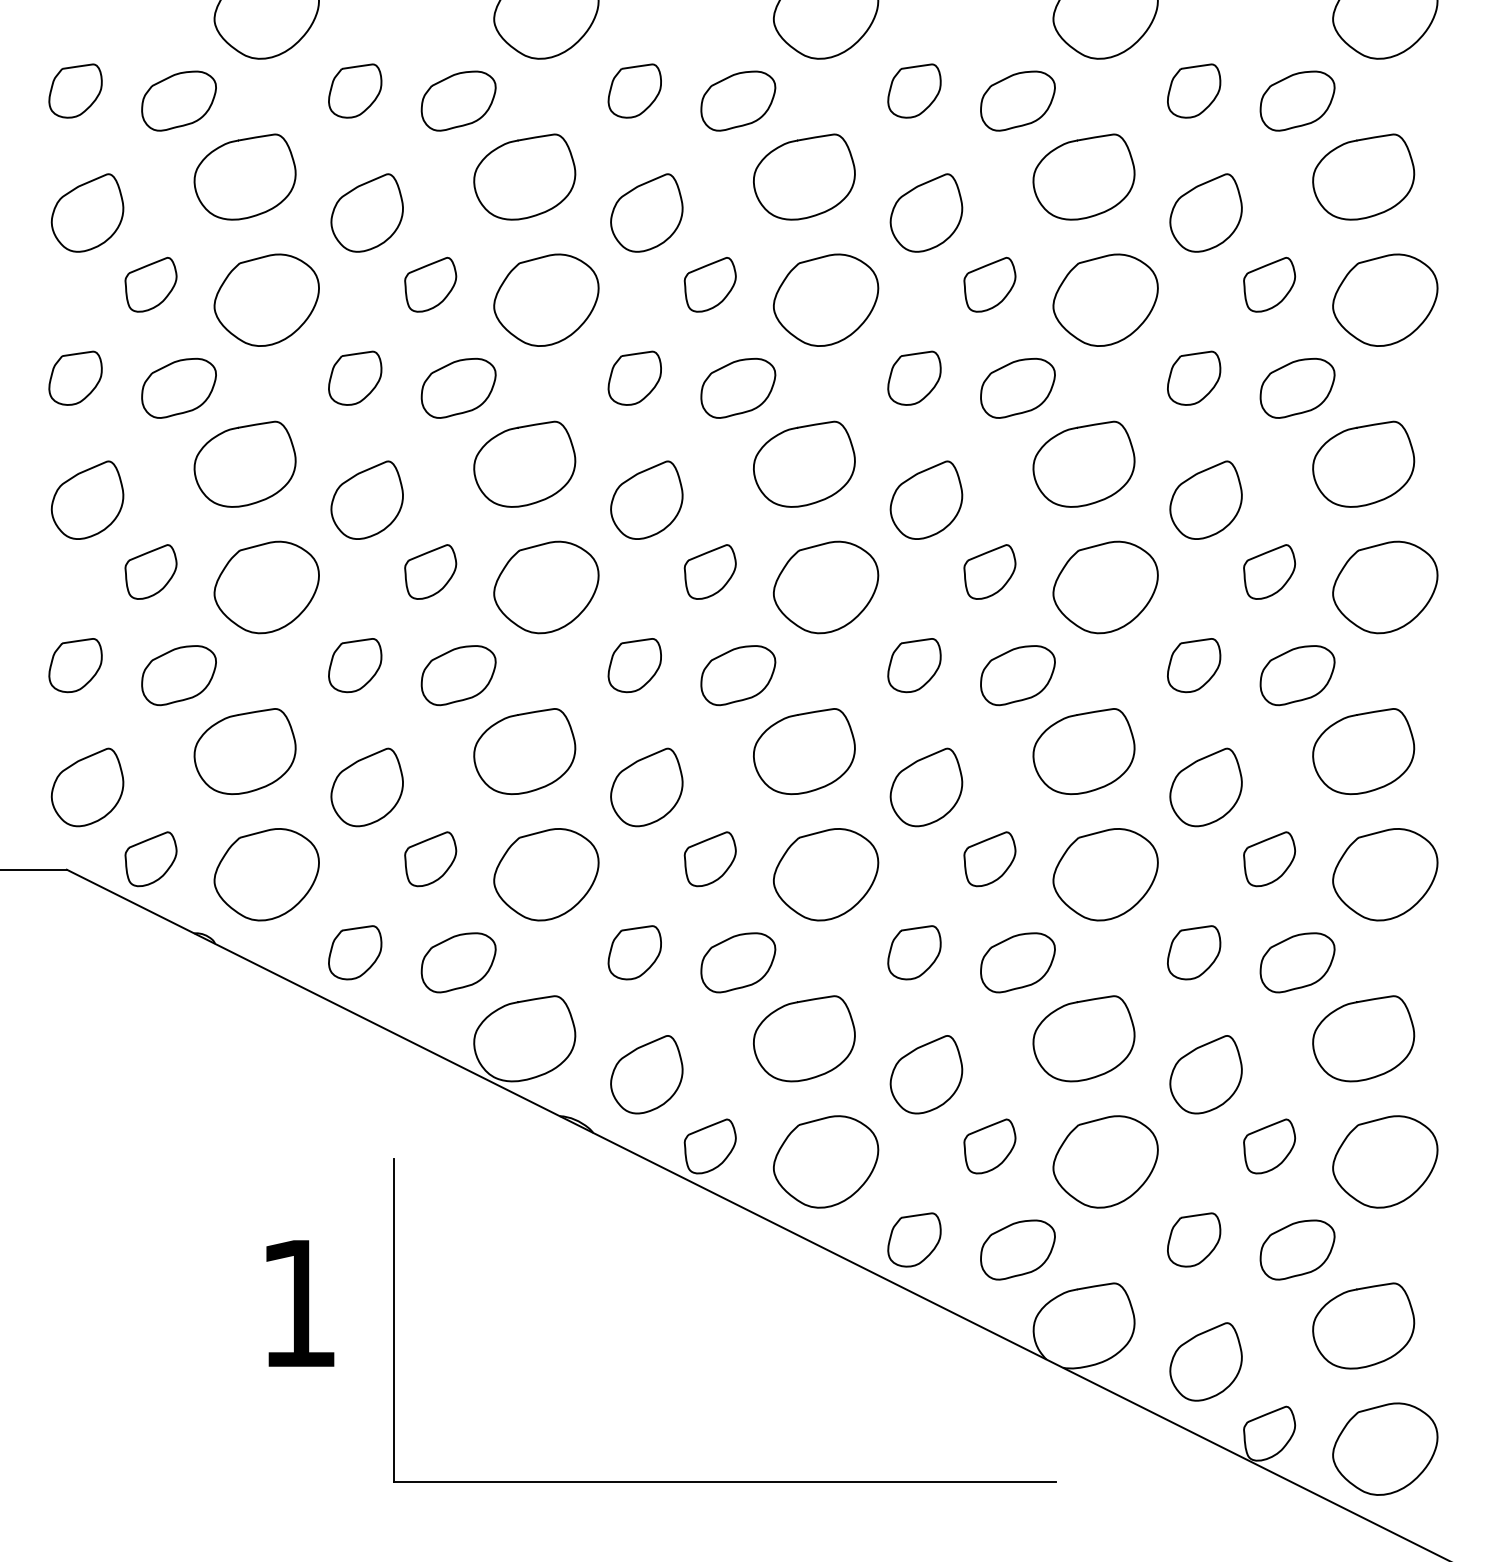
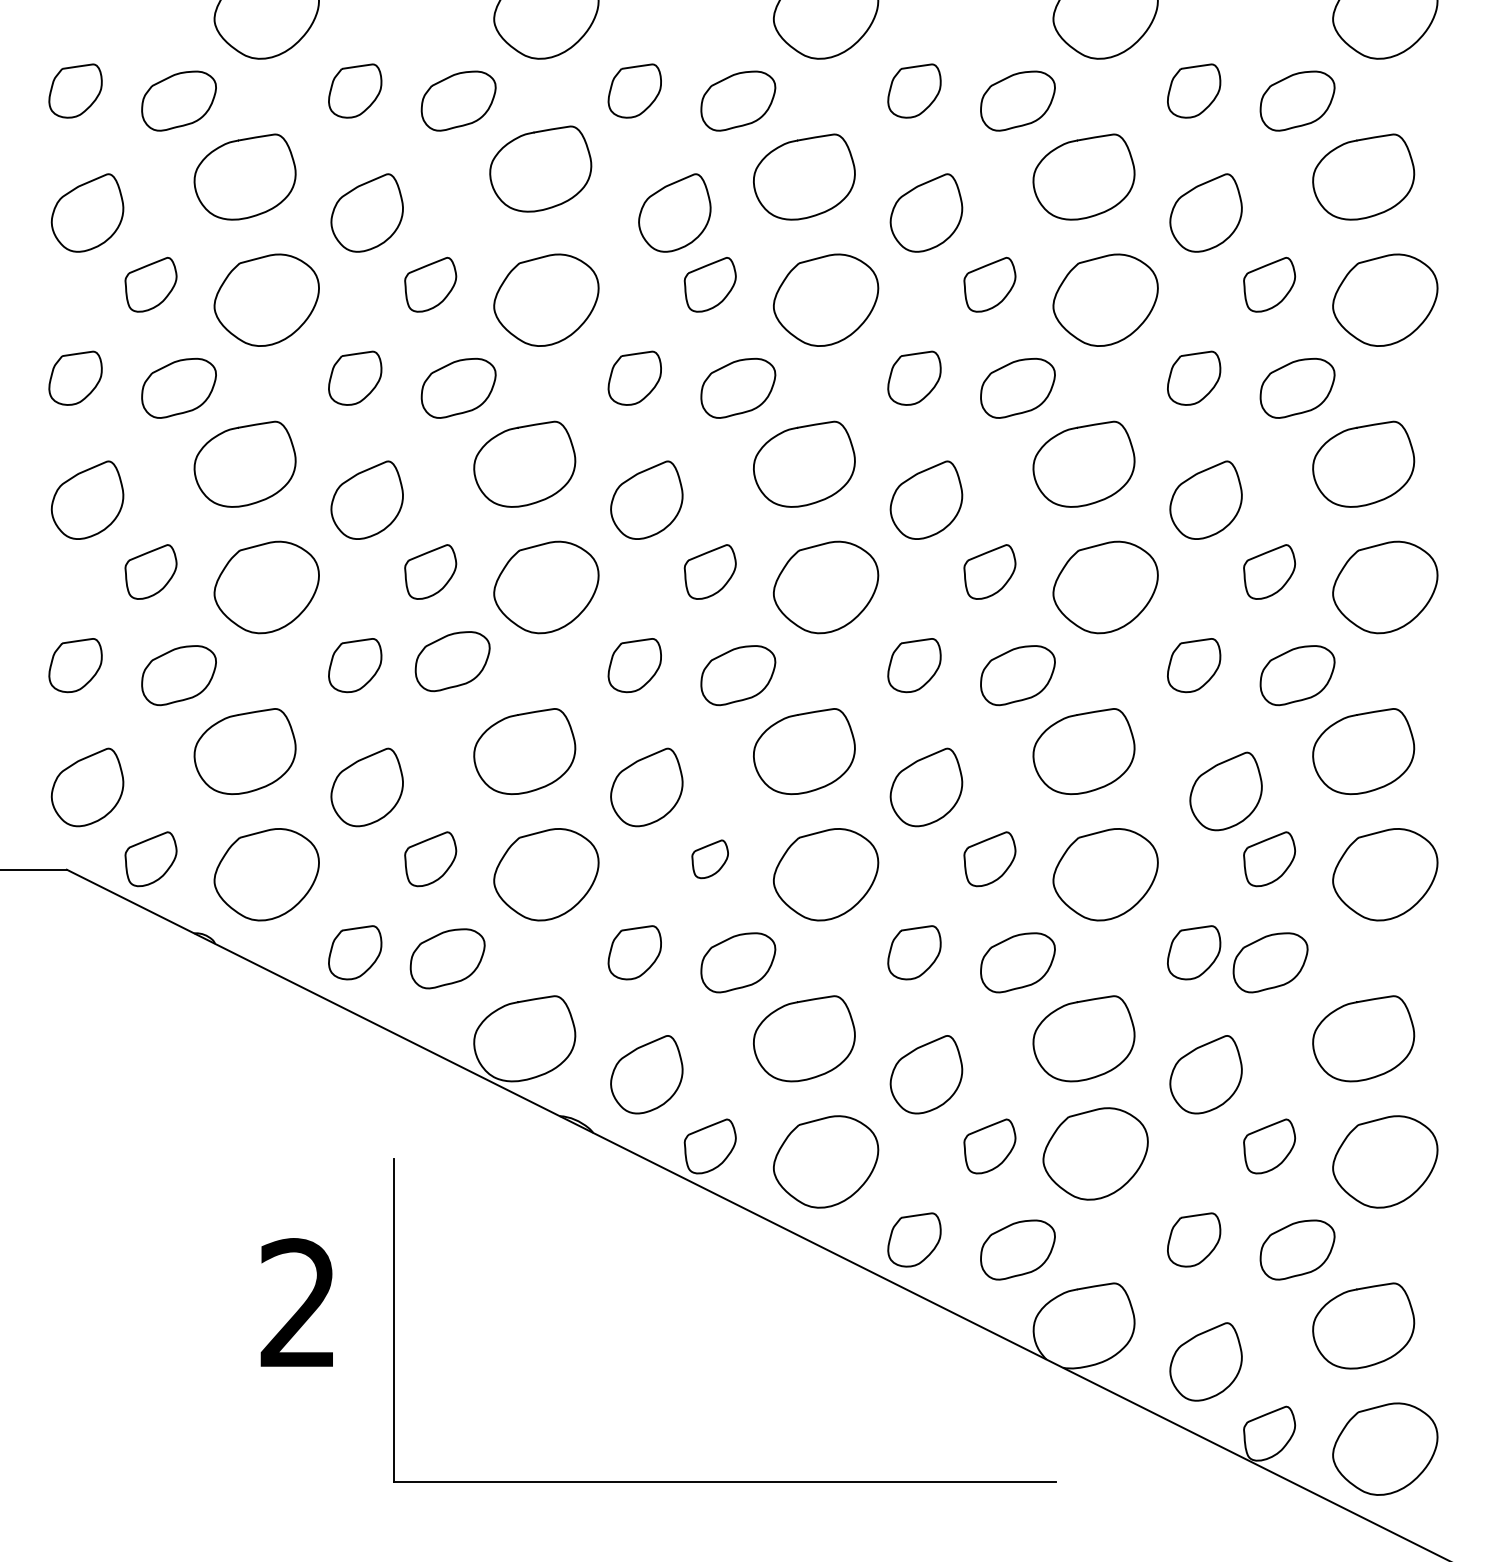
curve position: (519, 141) -> (535, 133) (535, 133)
part position: (646, 212) -> (674, 212) (674, 212)
part position: (458, 675) -> (452, 661) (452, 661)
part position: (1205, 787) -> (1225, 791) (1225, 791)
part size: 54x57 px -> 38x41 px (709, 859)
part position: (458, 962) -> (447, 958) (447, 958)
part position: (1297, 962) -> (1270, 962) (1270, 962)
part position: (1105, 1161) -> (1095, 1153) (1095, 1153)
text: 1 -> 2 (297, 1302)
